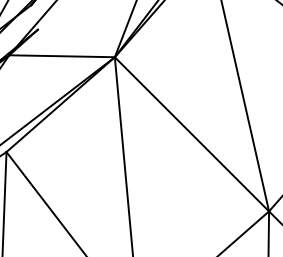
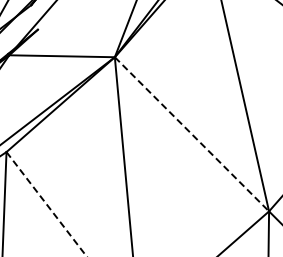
line: solid -> dashed (192, 134)
line: solid -> dashed (46, 204)
